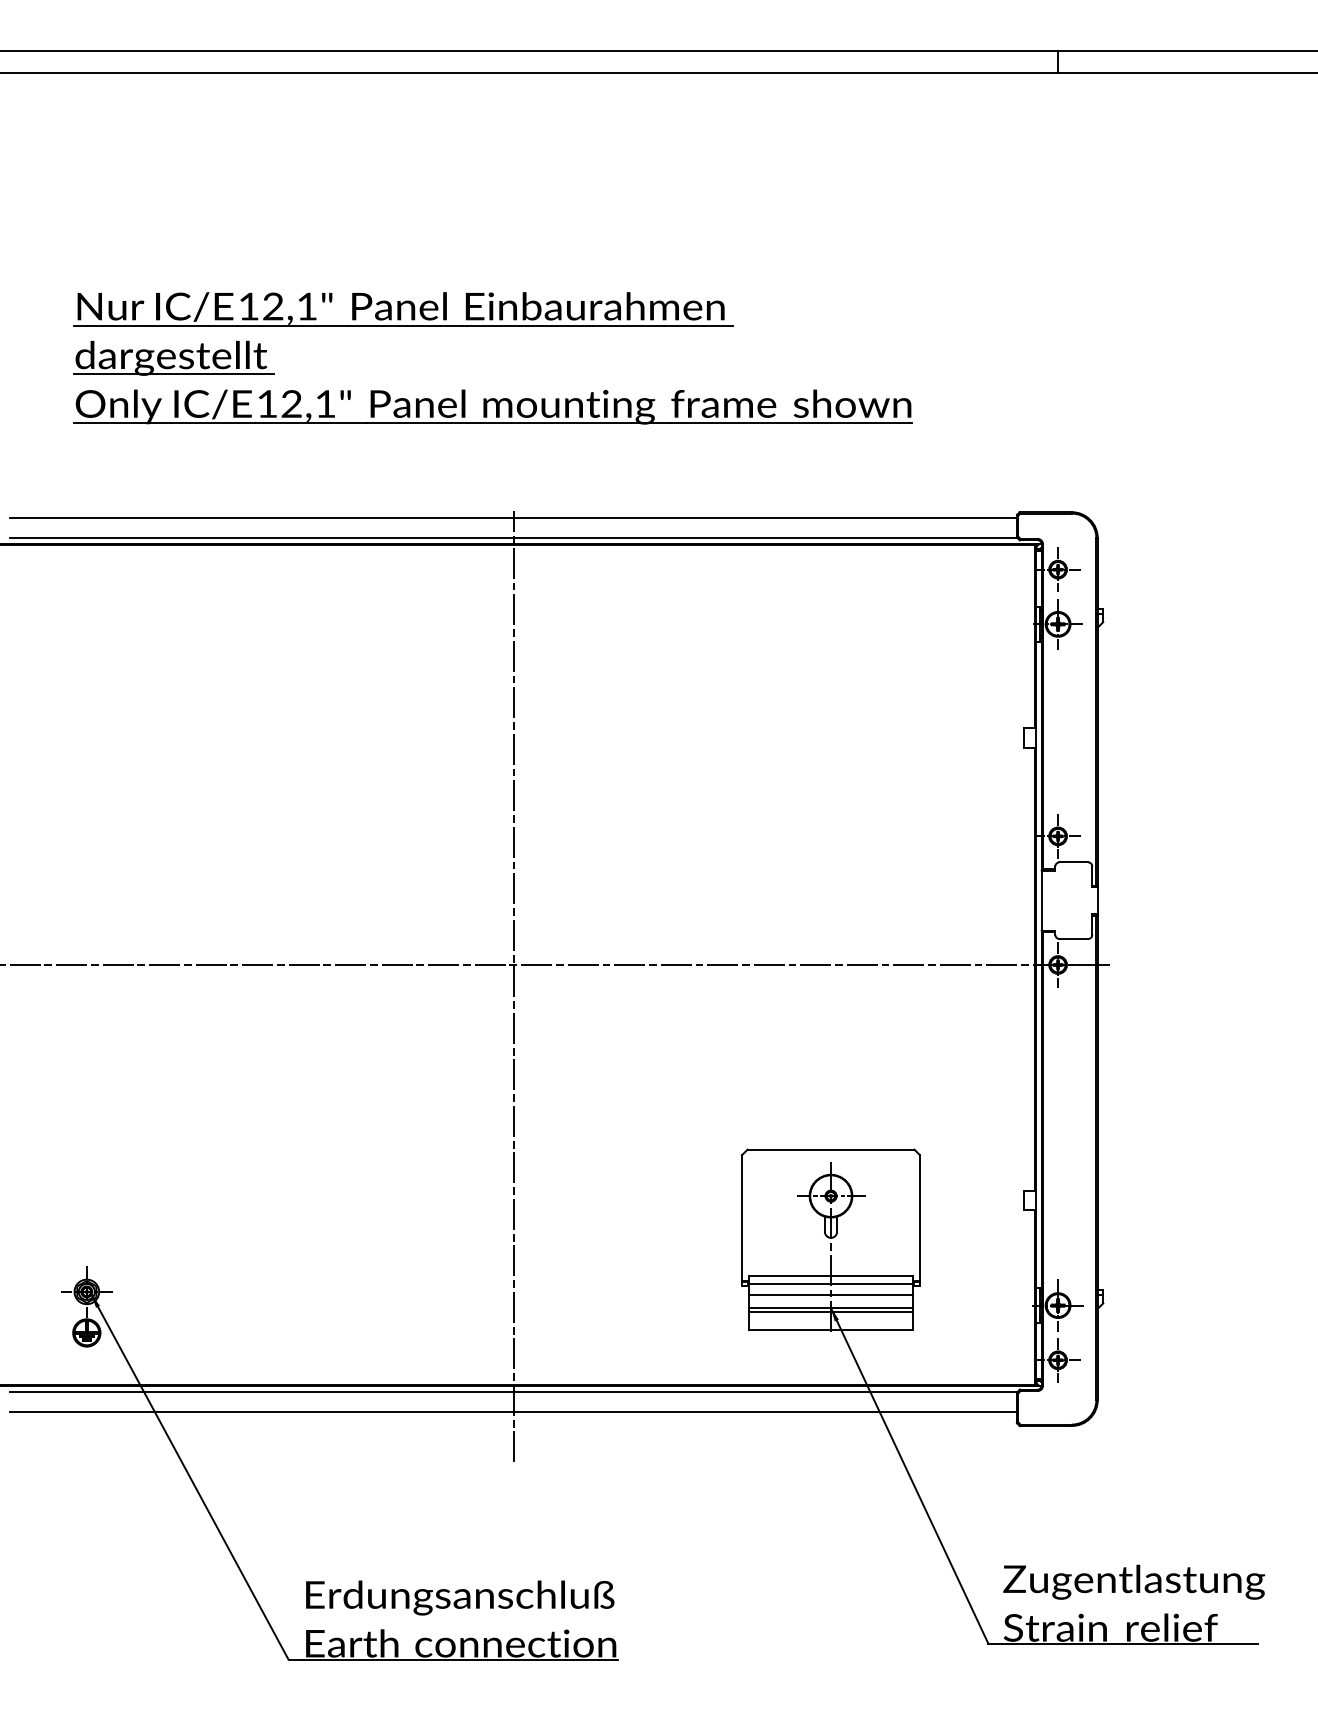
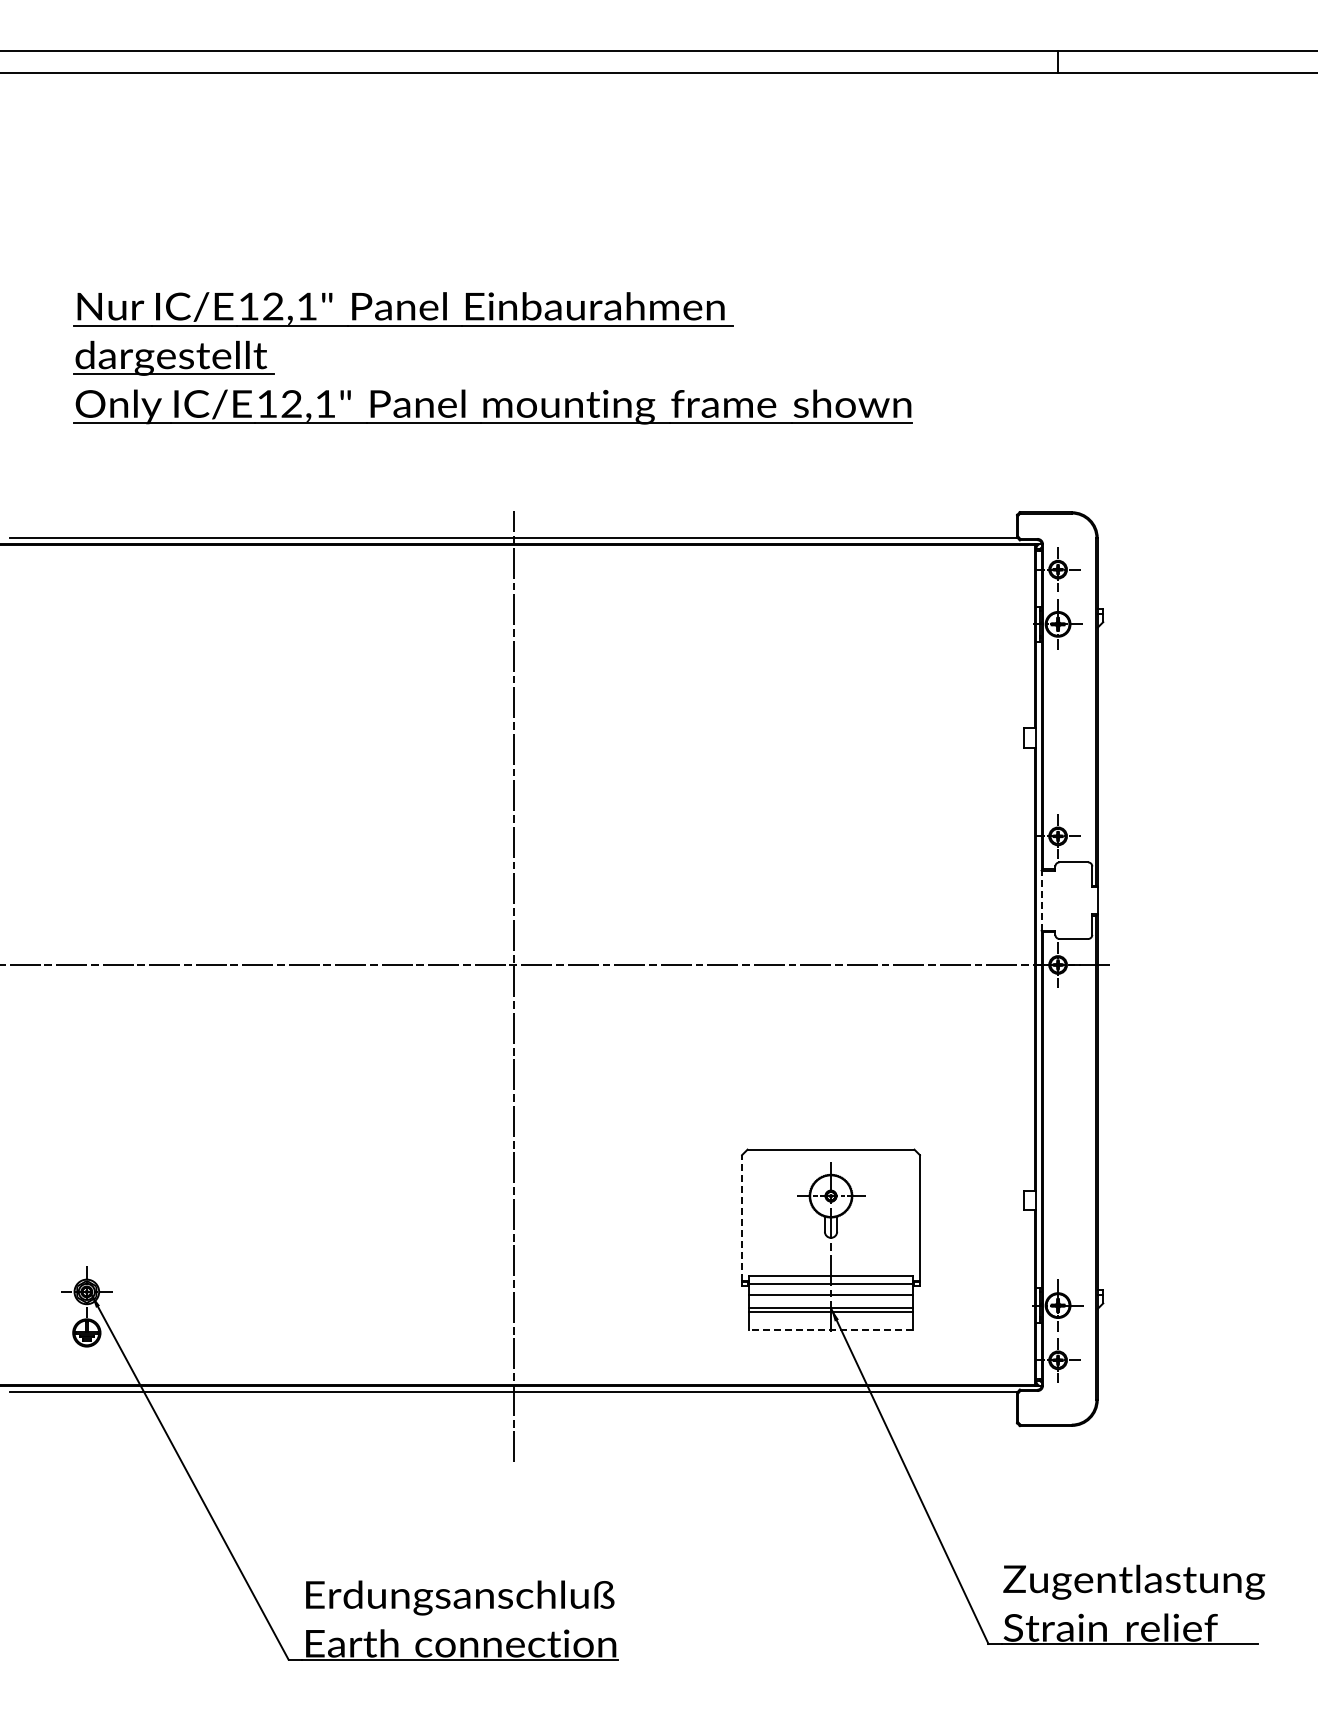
line: present -> none (513, 517)
line: solid -> dashed (1041, 900)
line: solid -> dashed (742, 1218)
line: solid -> dashed (830, 1330)
line: present -> none (513, 1412)
